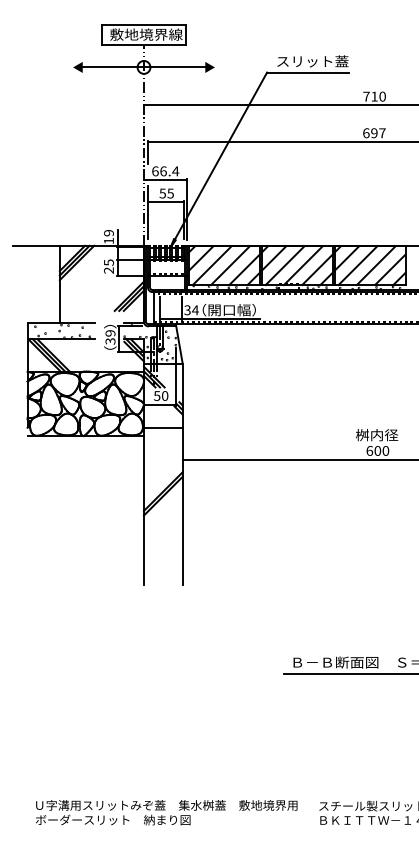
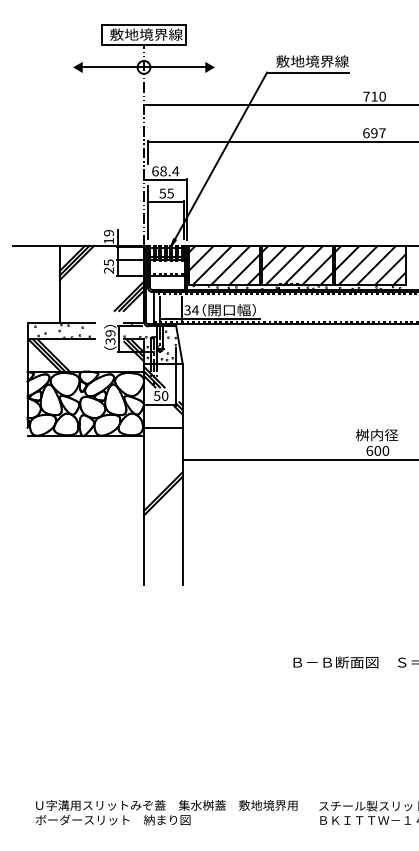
text: スリット蓋 -> 敷地境界線 (312, 61)
text: 66.4 -> 68.4 (163, 171)
line: present -> none (349, 674)
